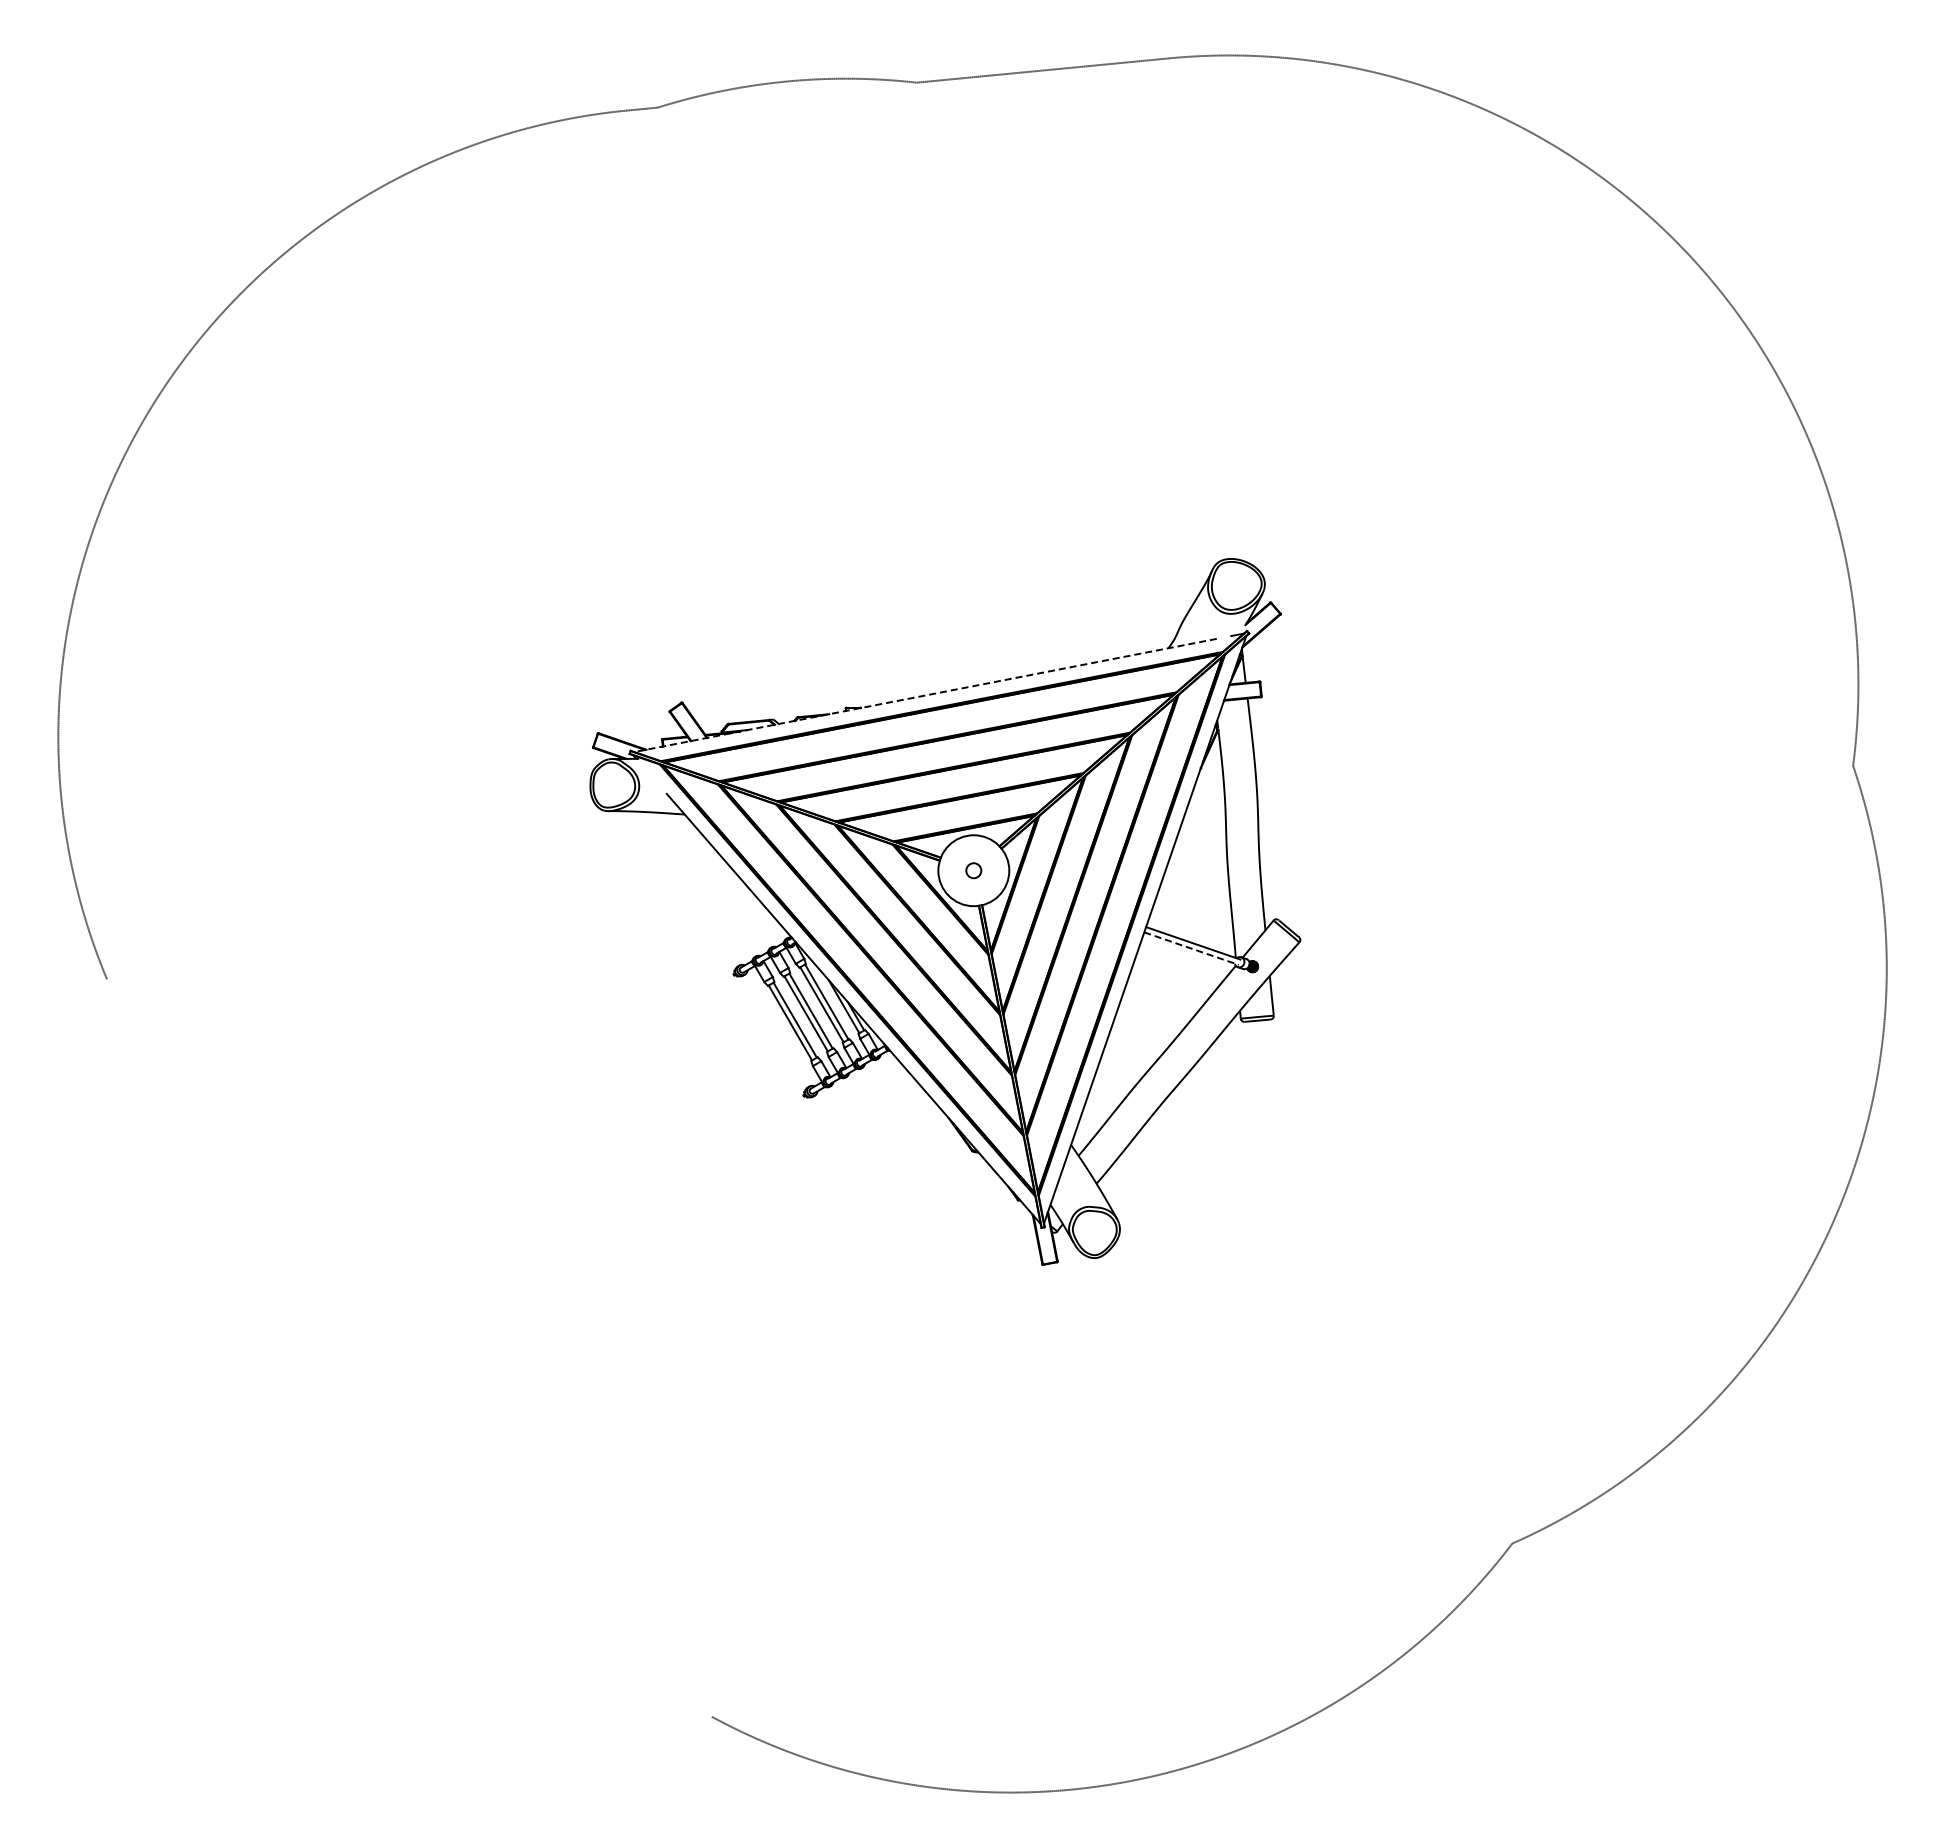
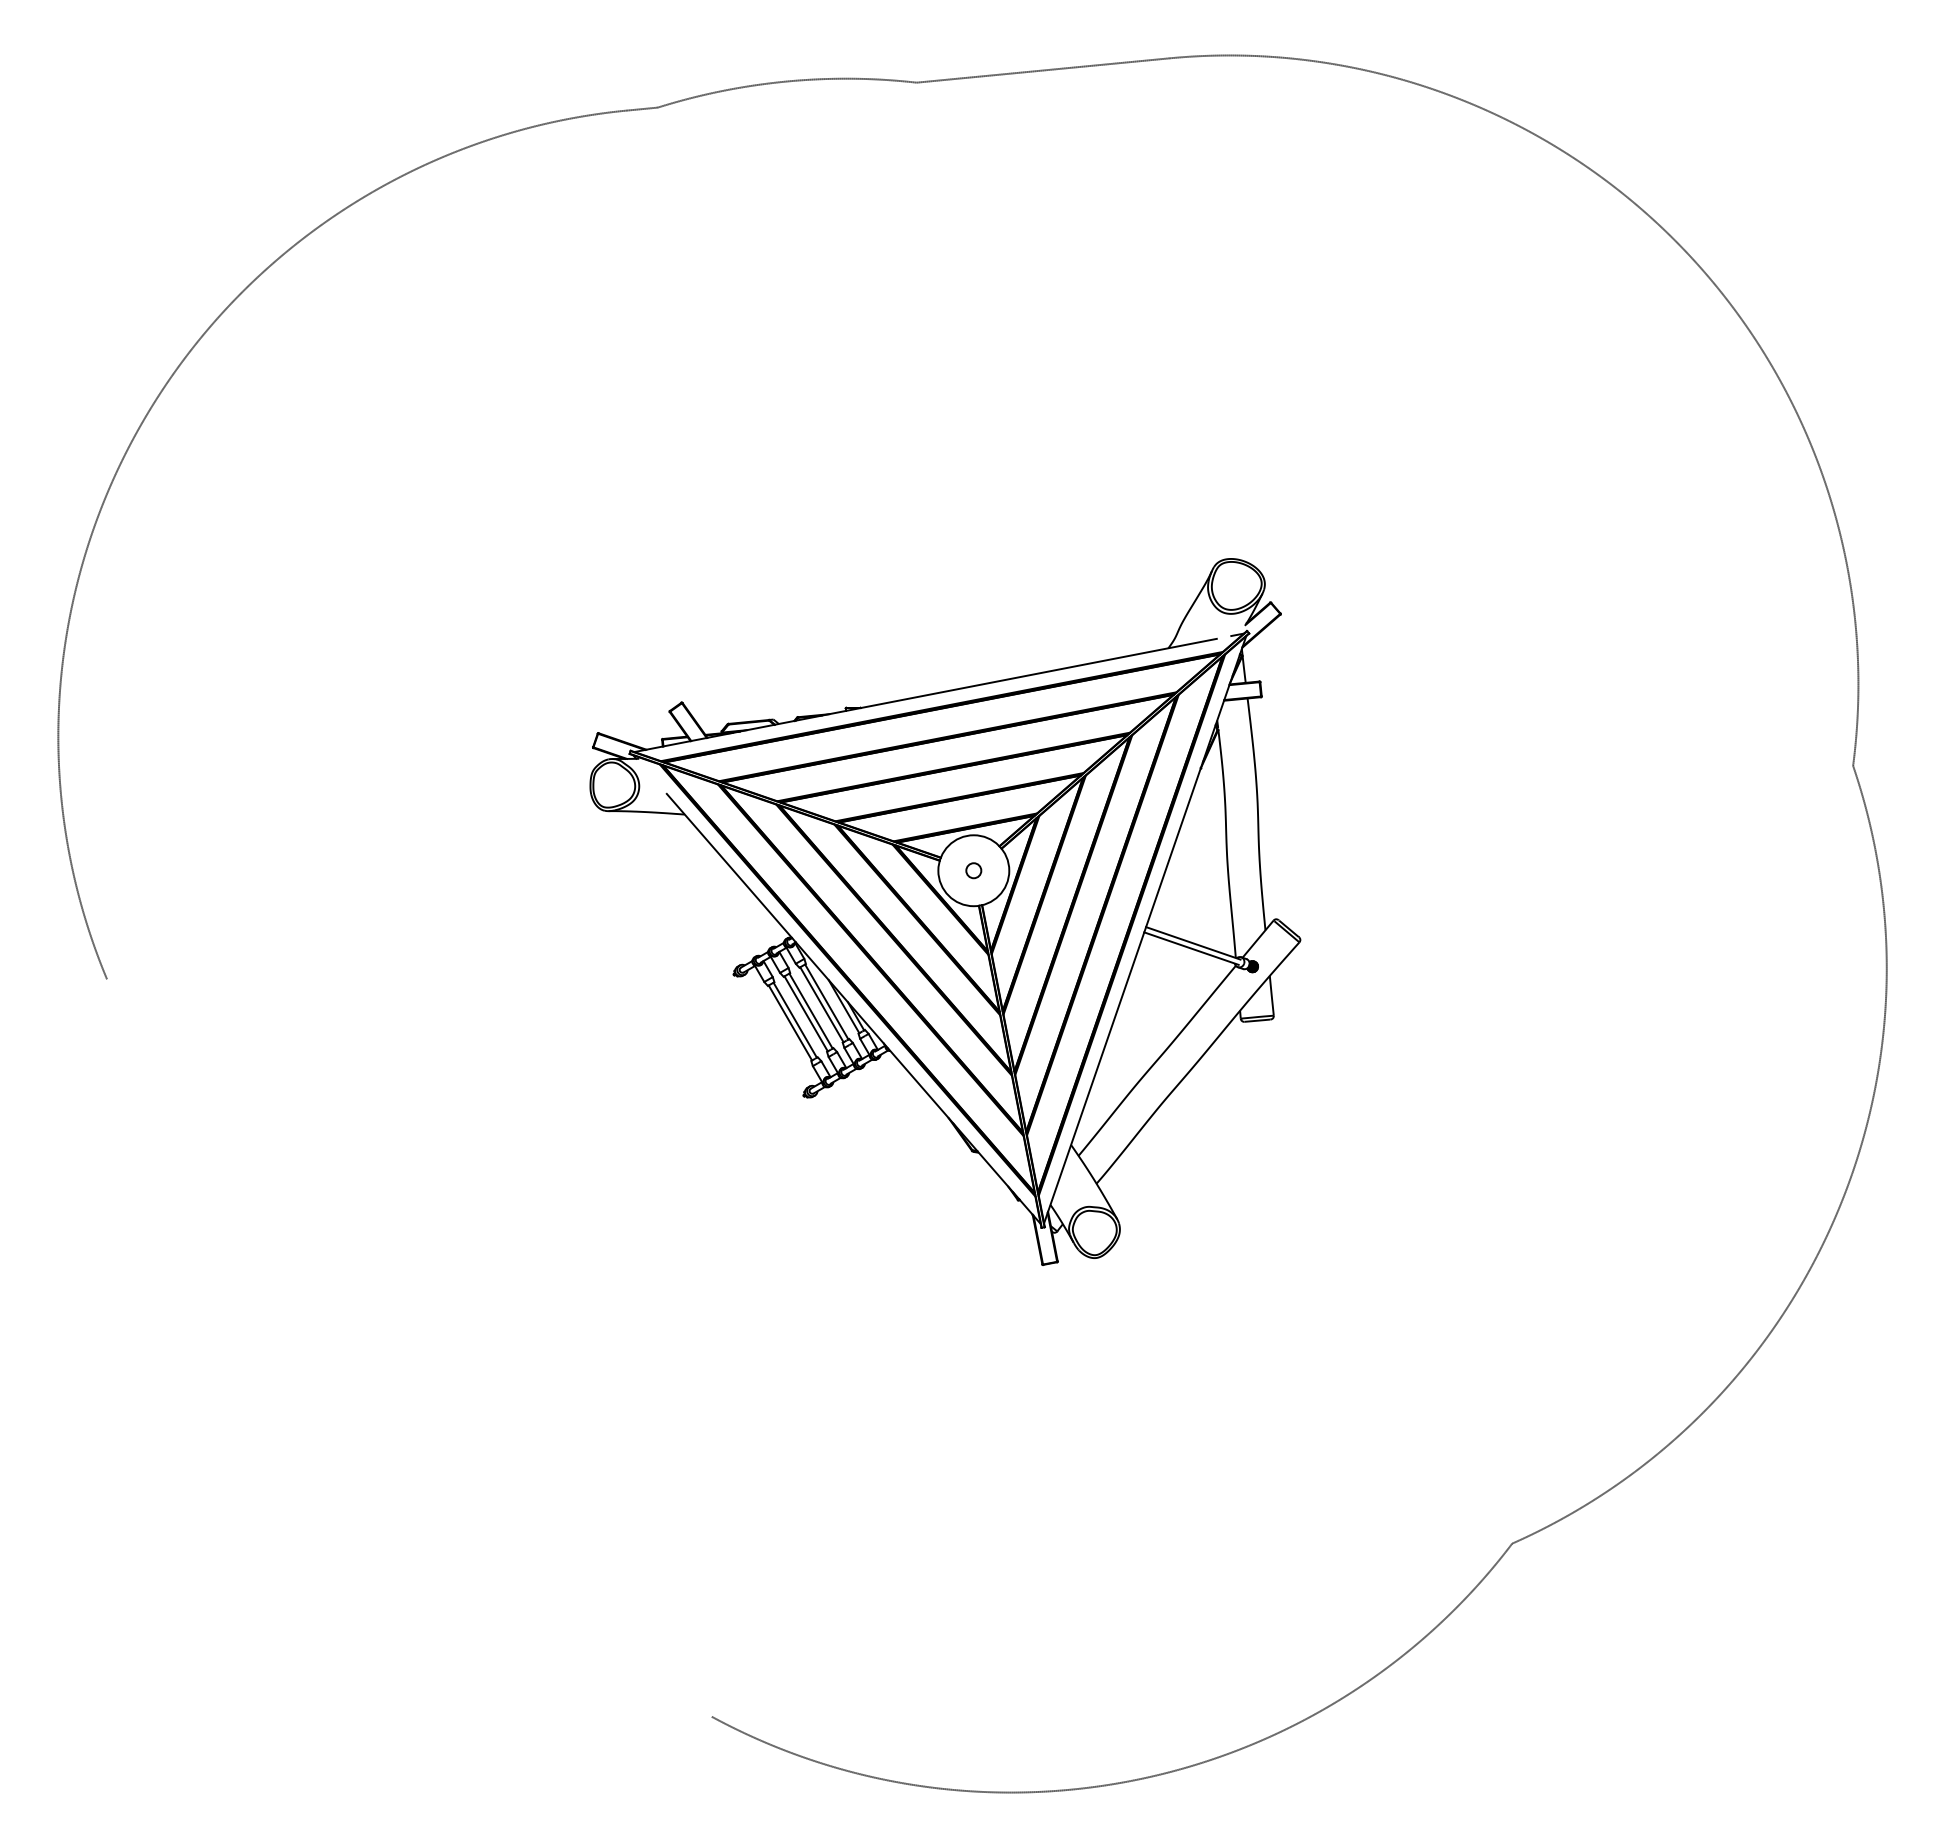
line: dashed -> solid (925, 695)
line: dashed -> solid (1191, 948)
